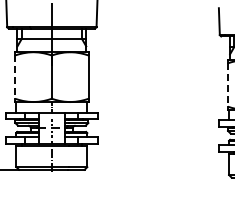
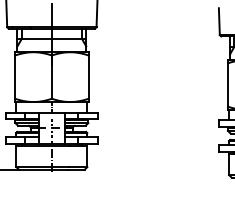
line: dashed -> solid (15, 77)
line: dashed -> solid (227, 85)
